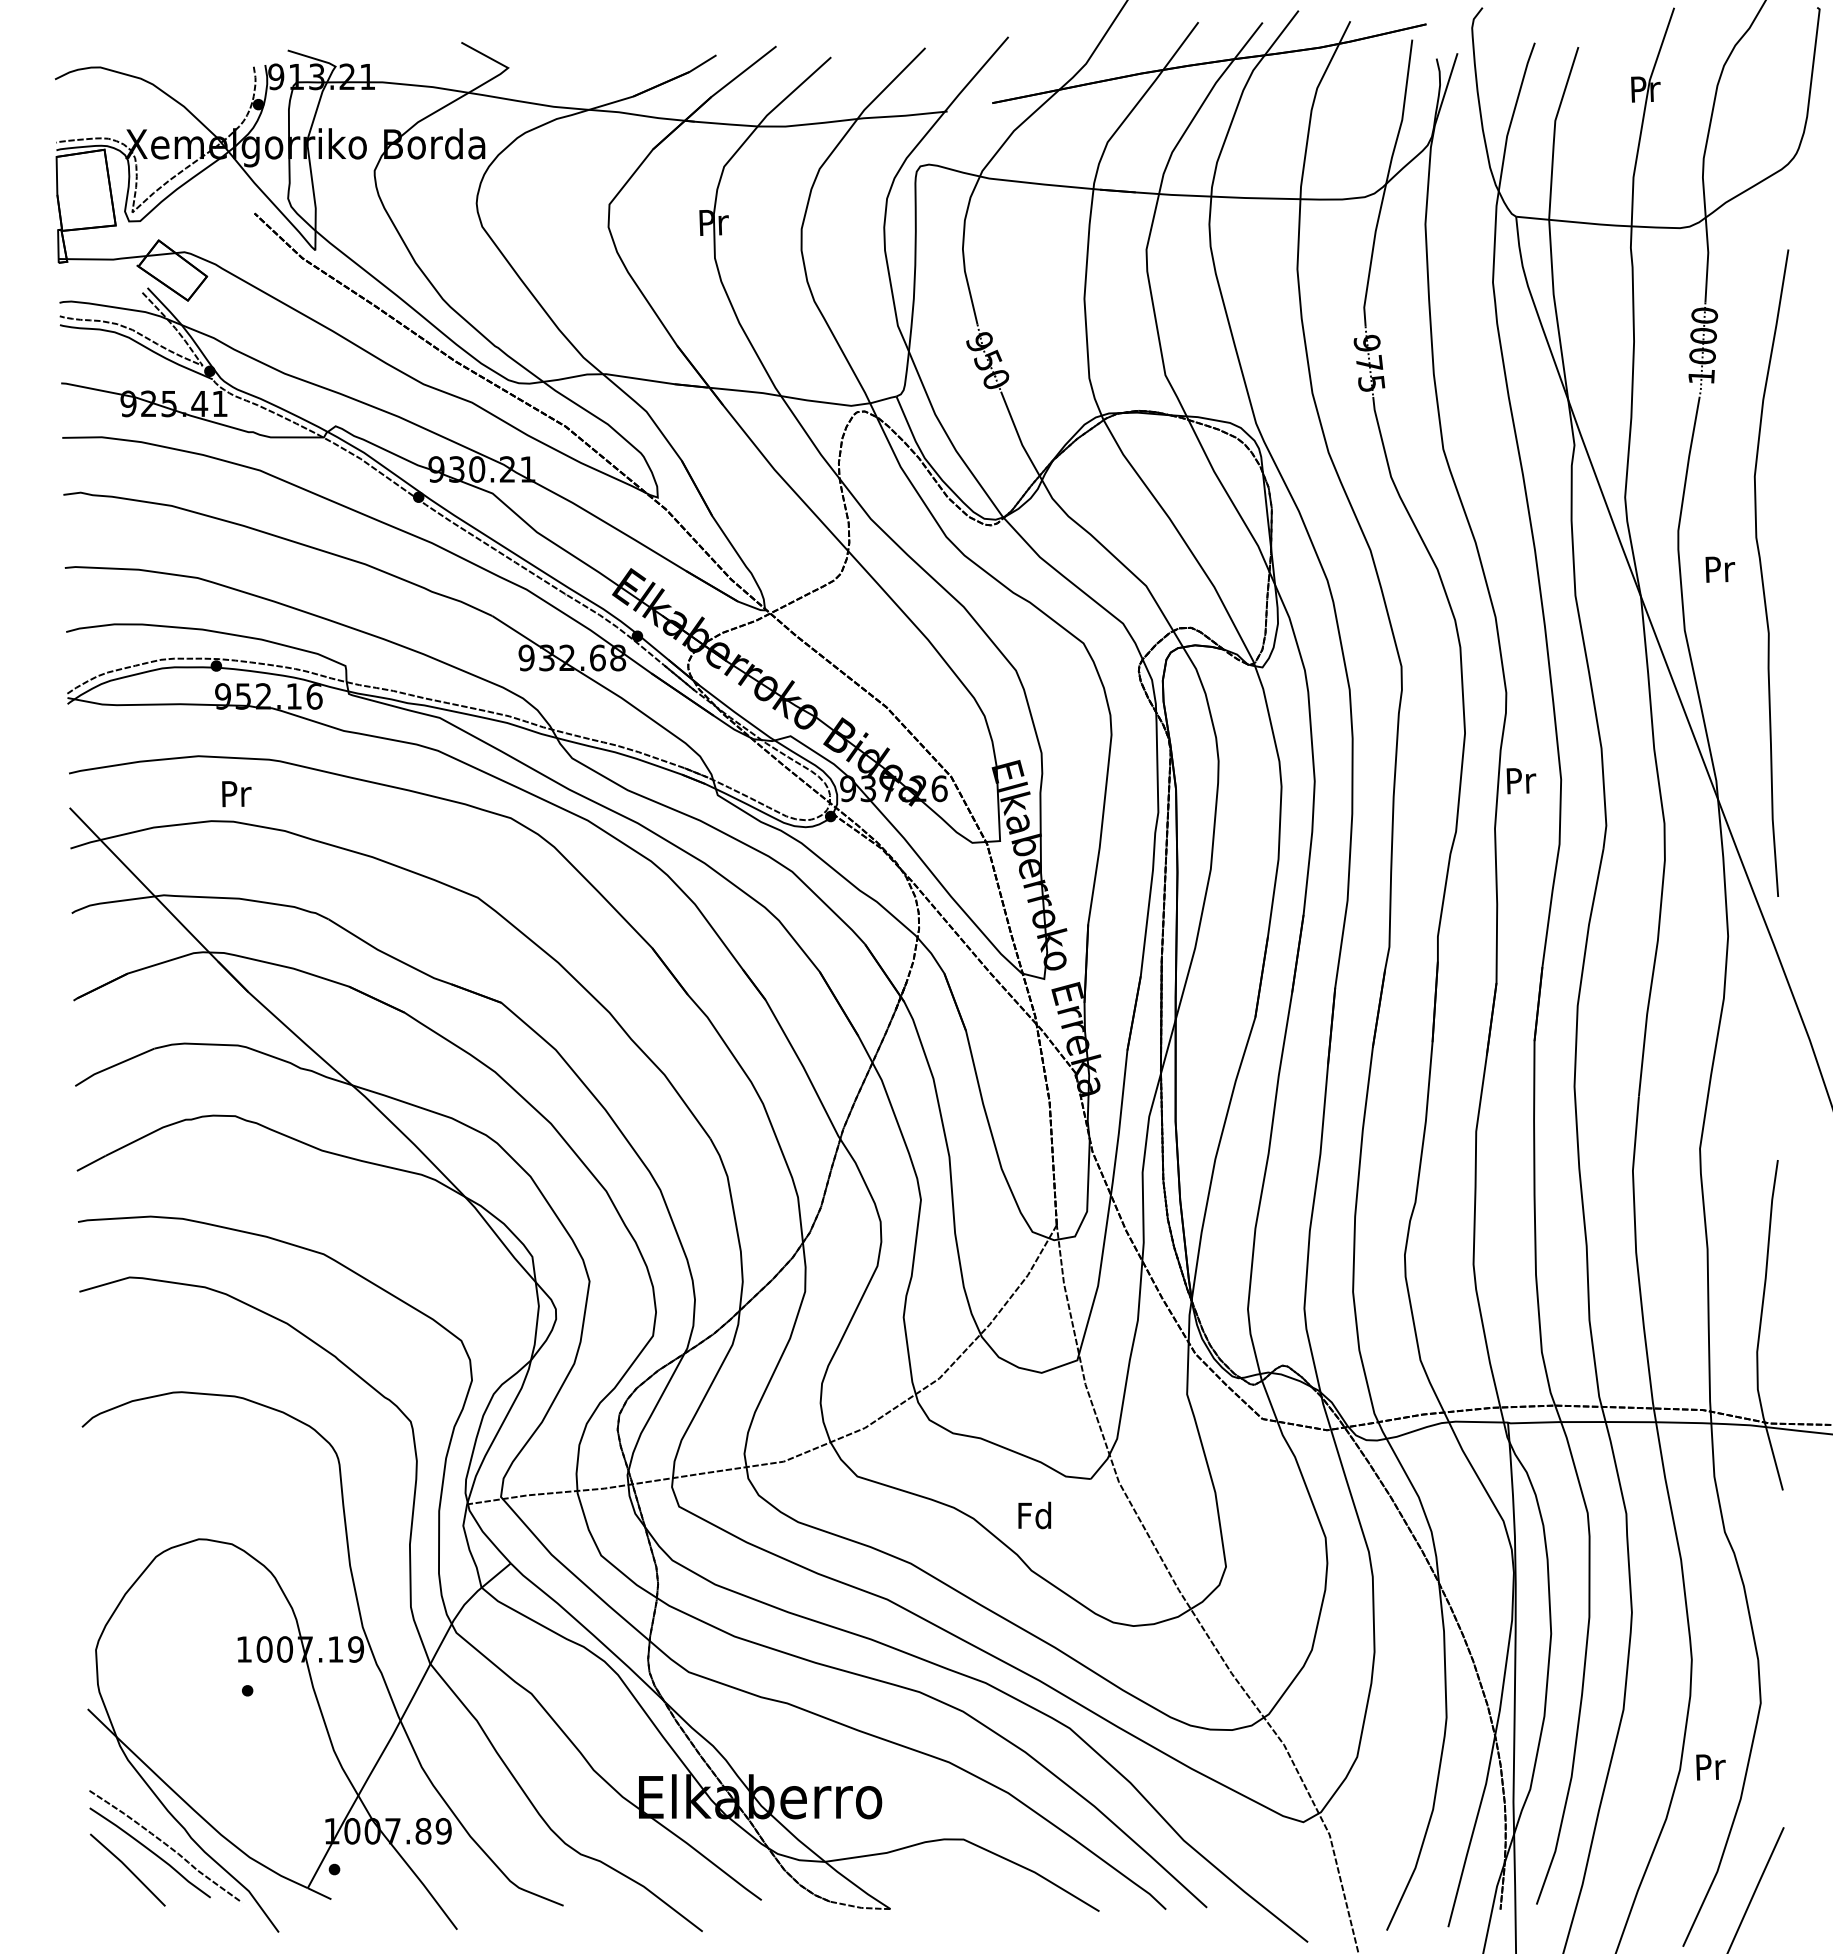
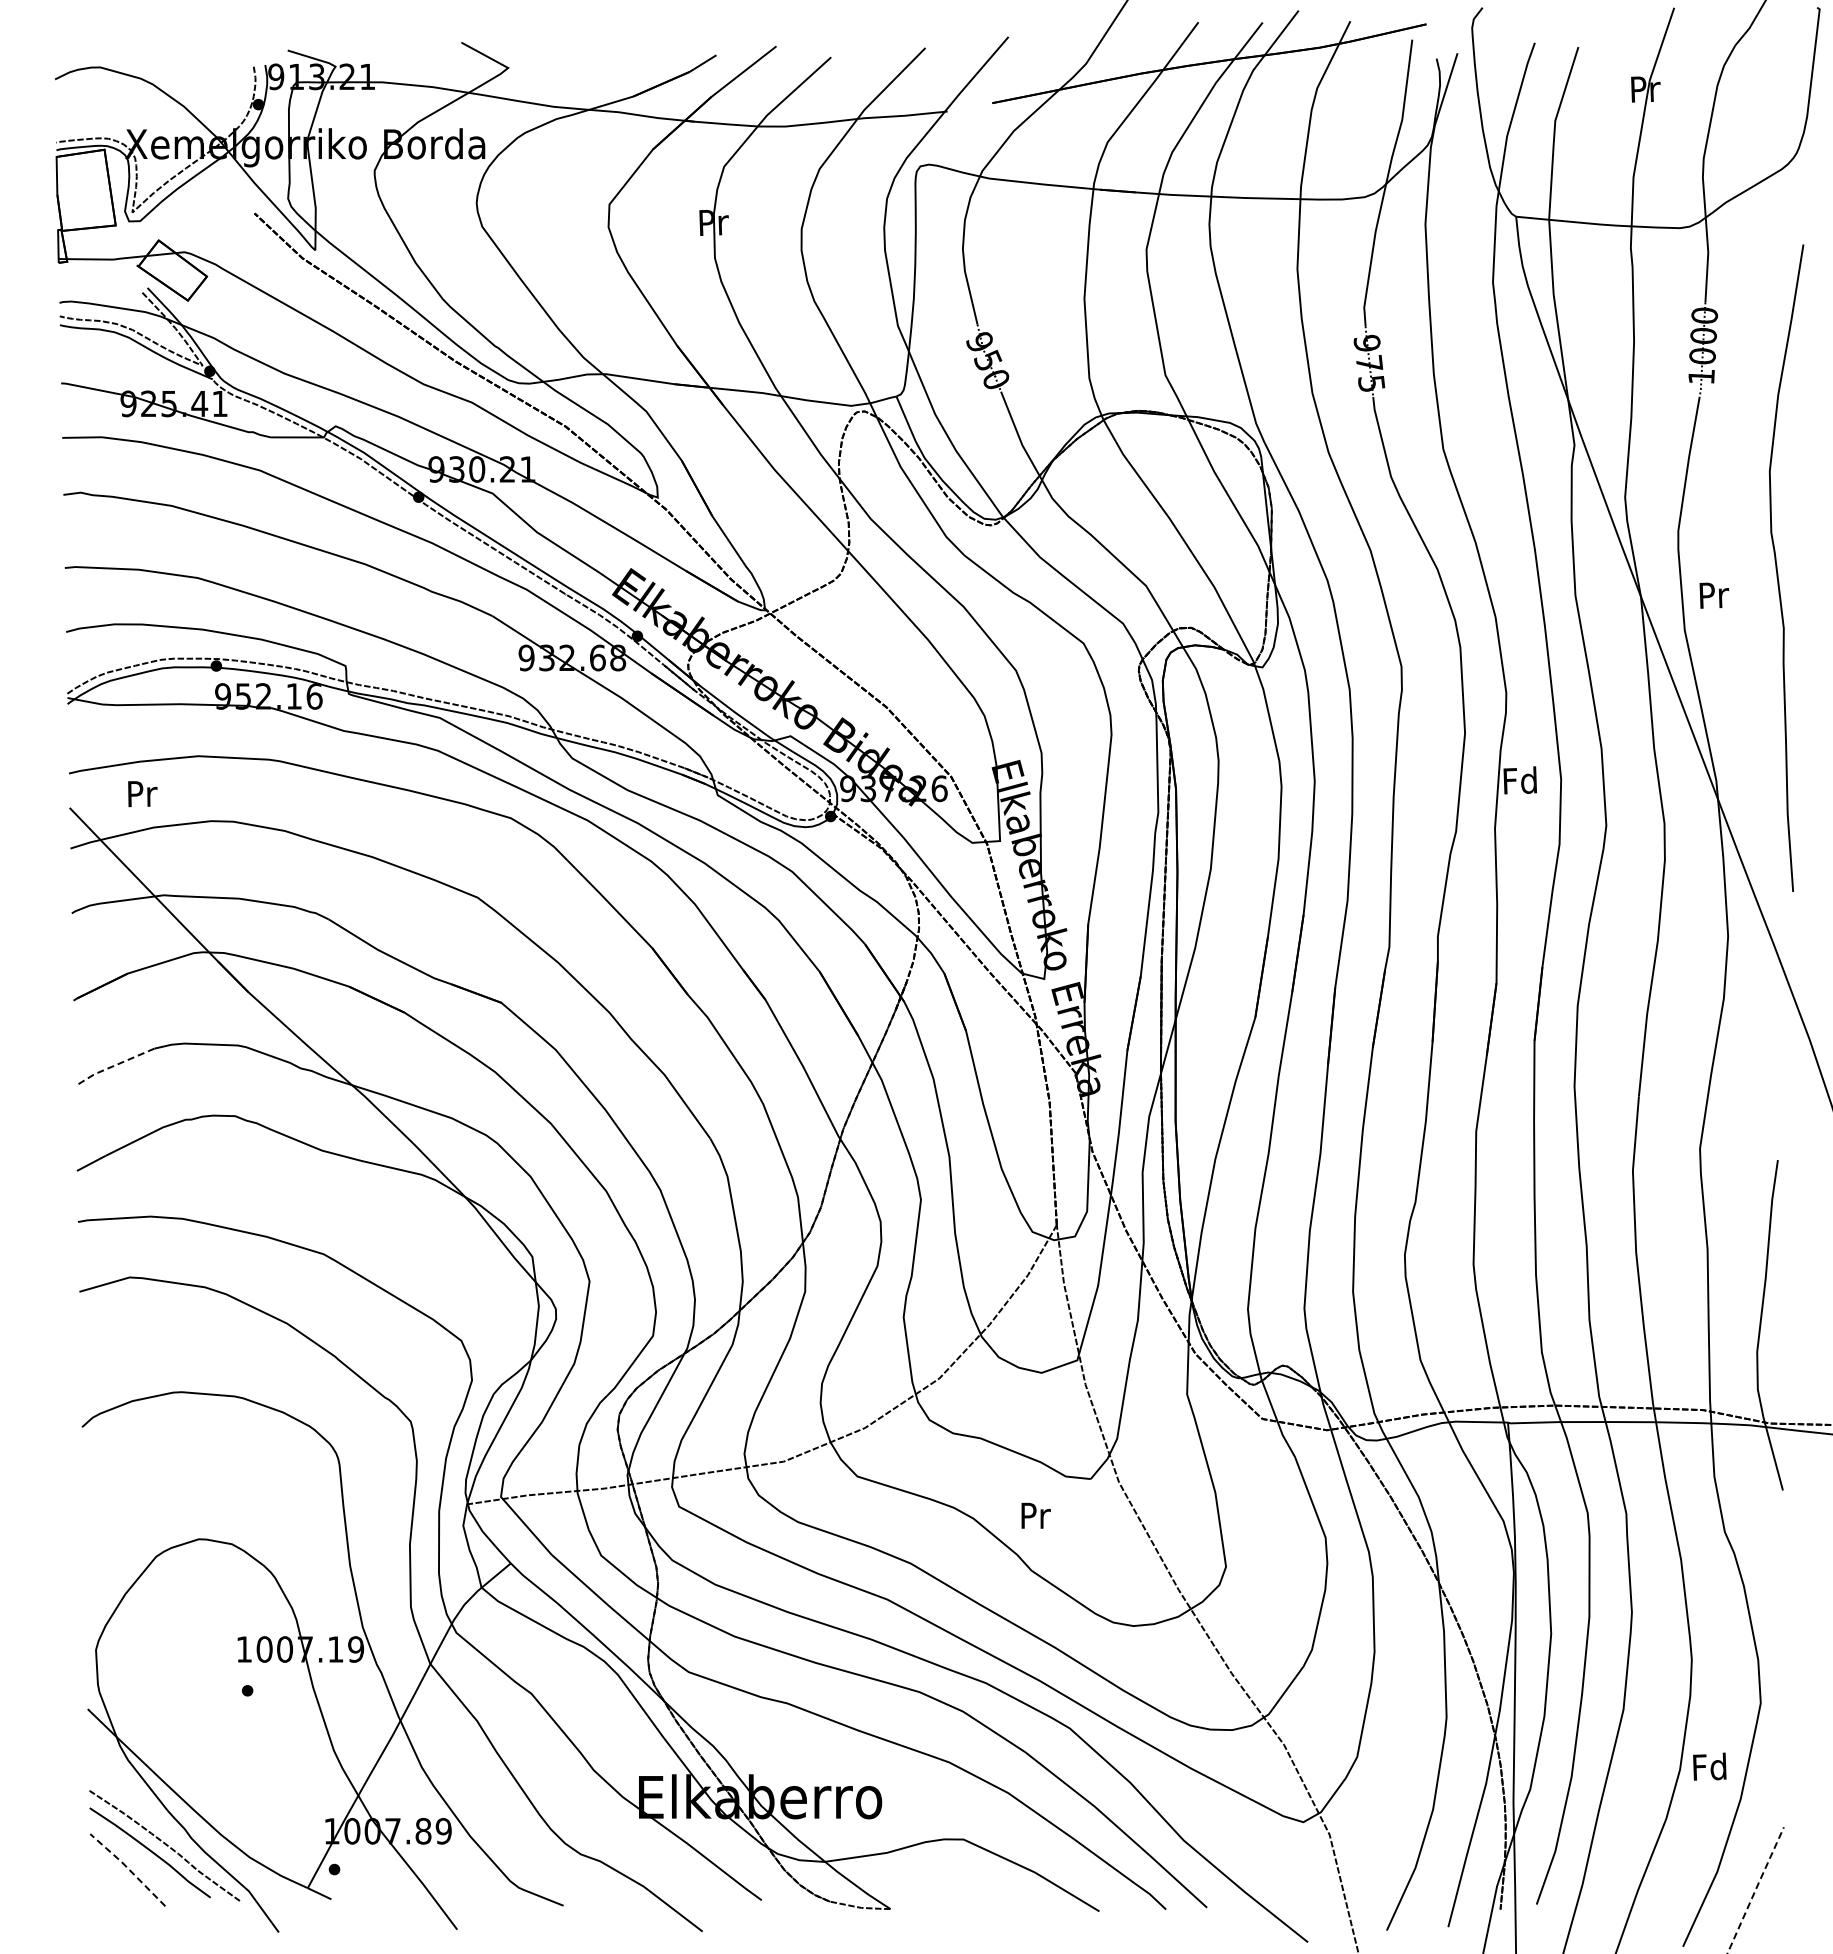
text position: (1720, 569) -> (1714, 595) (1714, 595)
curve position: (1762, 572) -> (1777, 567) (1777, 567)
text: Pr -> Fd (1519, 780)
text position: (236, 794) -> (142, 794) (142, 794)
line: solid -> dashed (113, 1066)
text: Fd -> Pr (1034, 1515)
text: Pr -> Fd (1709, 1766)
line: solid -> dashed (127, 1868)
line: solid -> dashed (1755, 1889)
